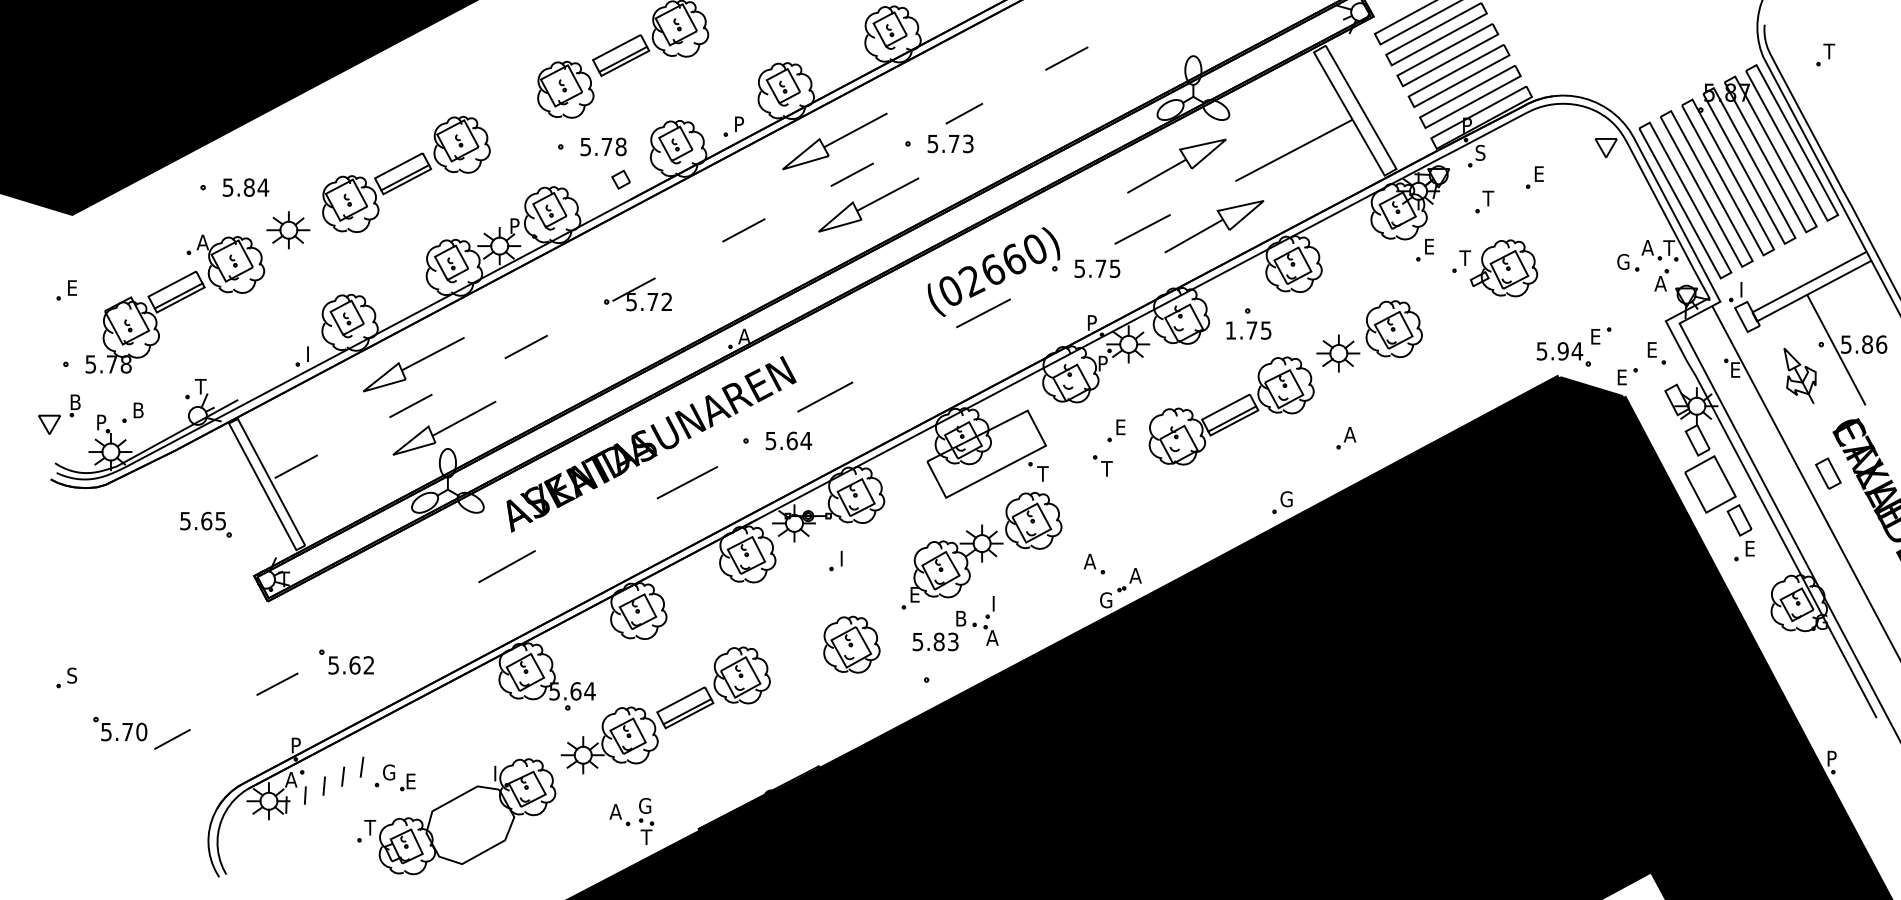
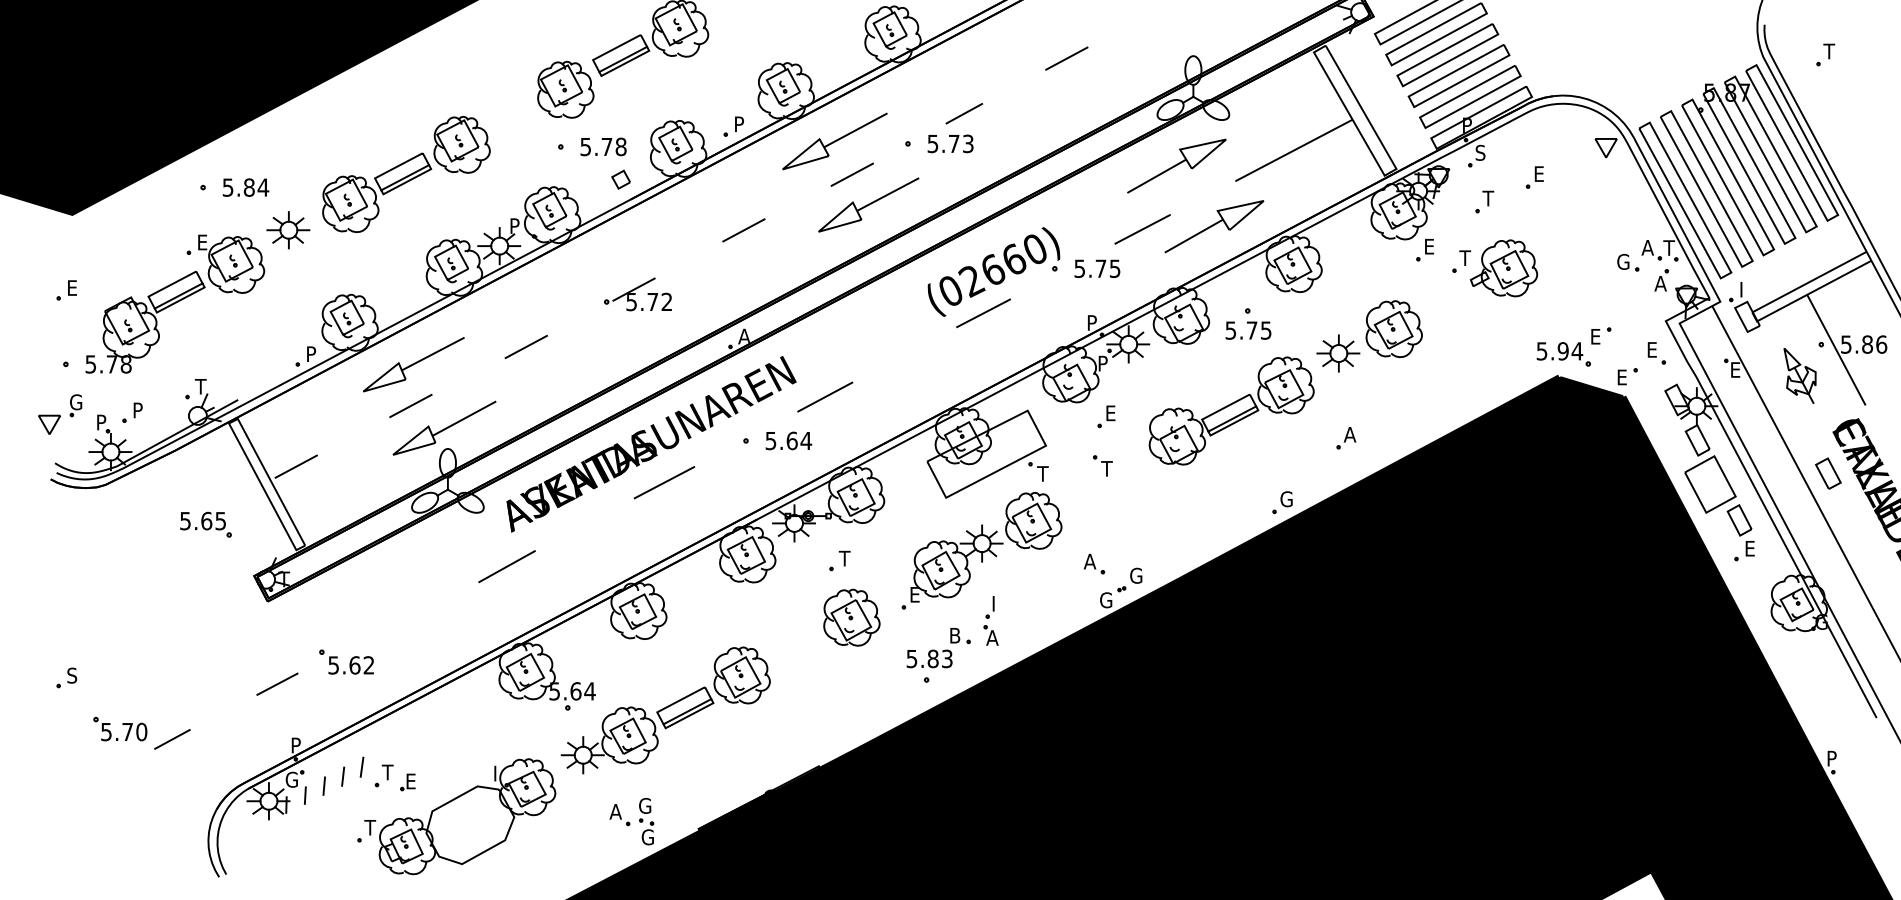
text: A -> E (202, 242)
text: 1.75 -> 5.75 (1230, 330)
text: I -> P (312, 350)
text: B -> G (76, 402)
text: B -> P (139, 410)
part position: (1116, 430) -> (1106, 416) (1106, 416)
line position: (687, 482) -> (664, 482) (664, 482)
text: I -> T (844, 558)
text: A -> G (1135, 575)
part position: (944, 631) -> (938, 648) (938, 648)
part position: (851, 644) -> (851, 617) (851, 617)
text: G -> T (388, 772)
text: A -> G (291, 779)
text: T -> G (646, 837)
